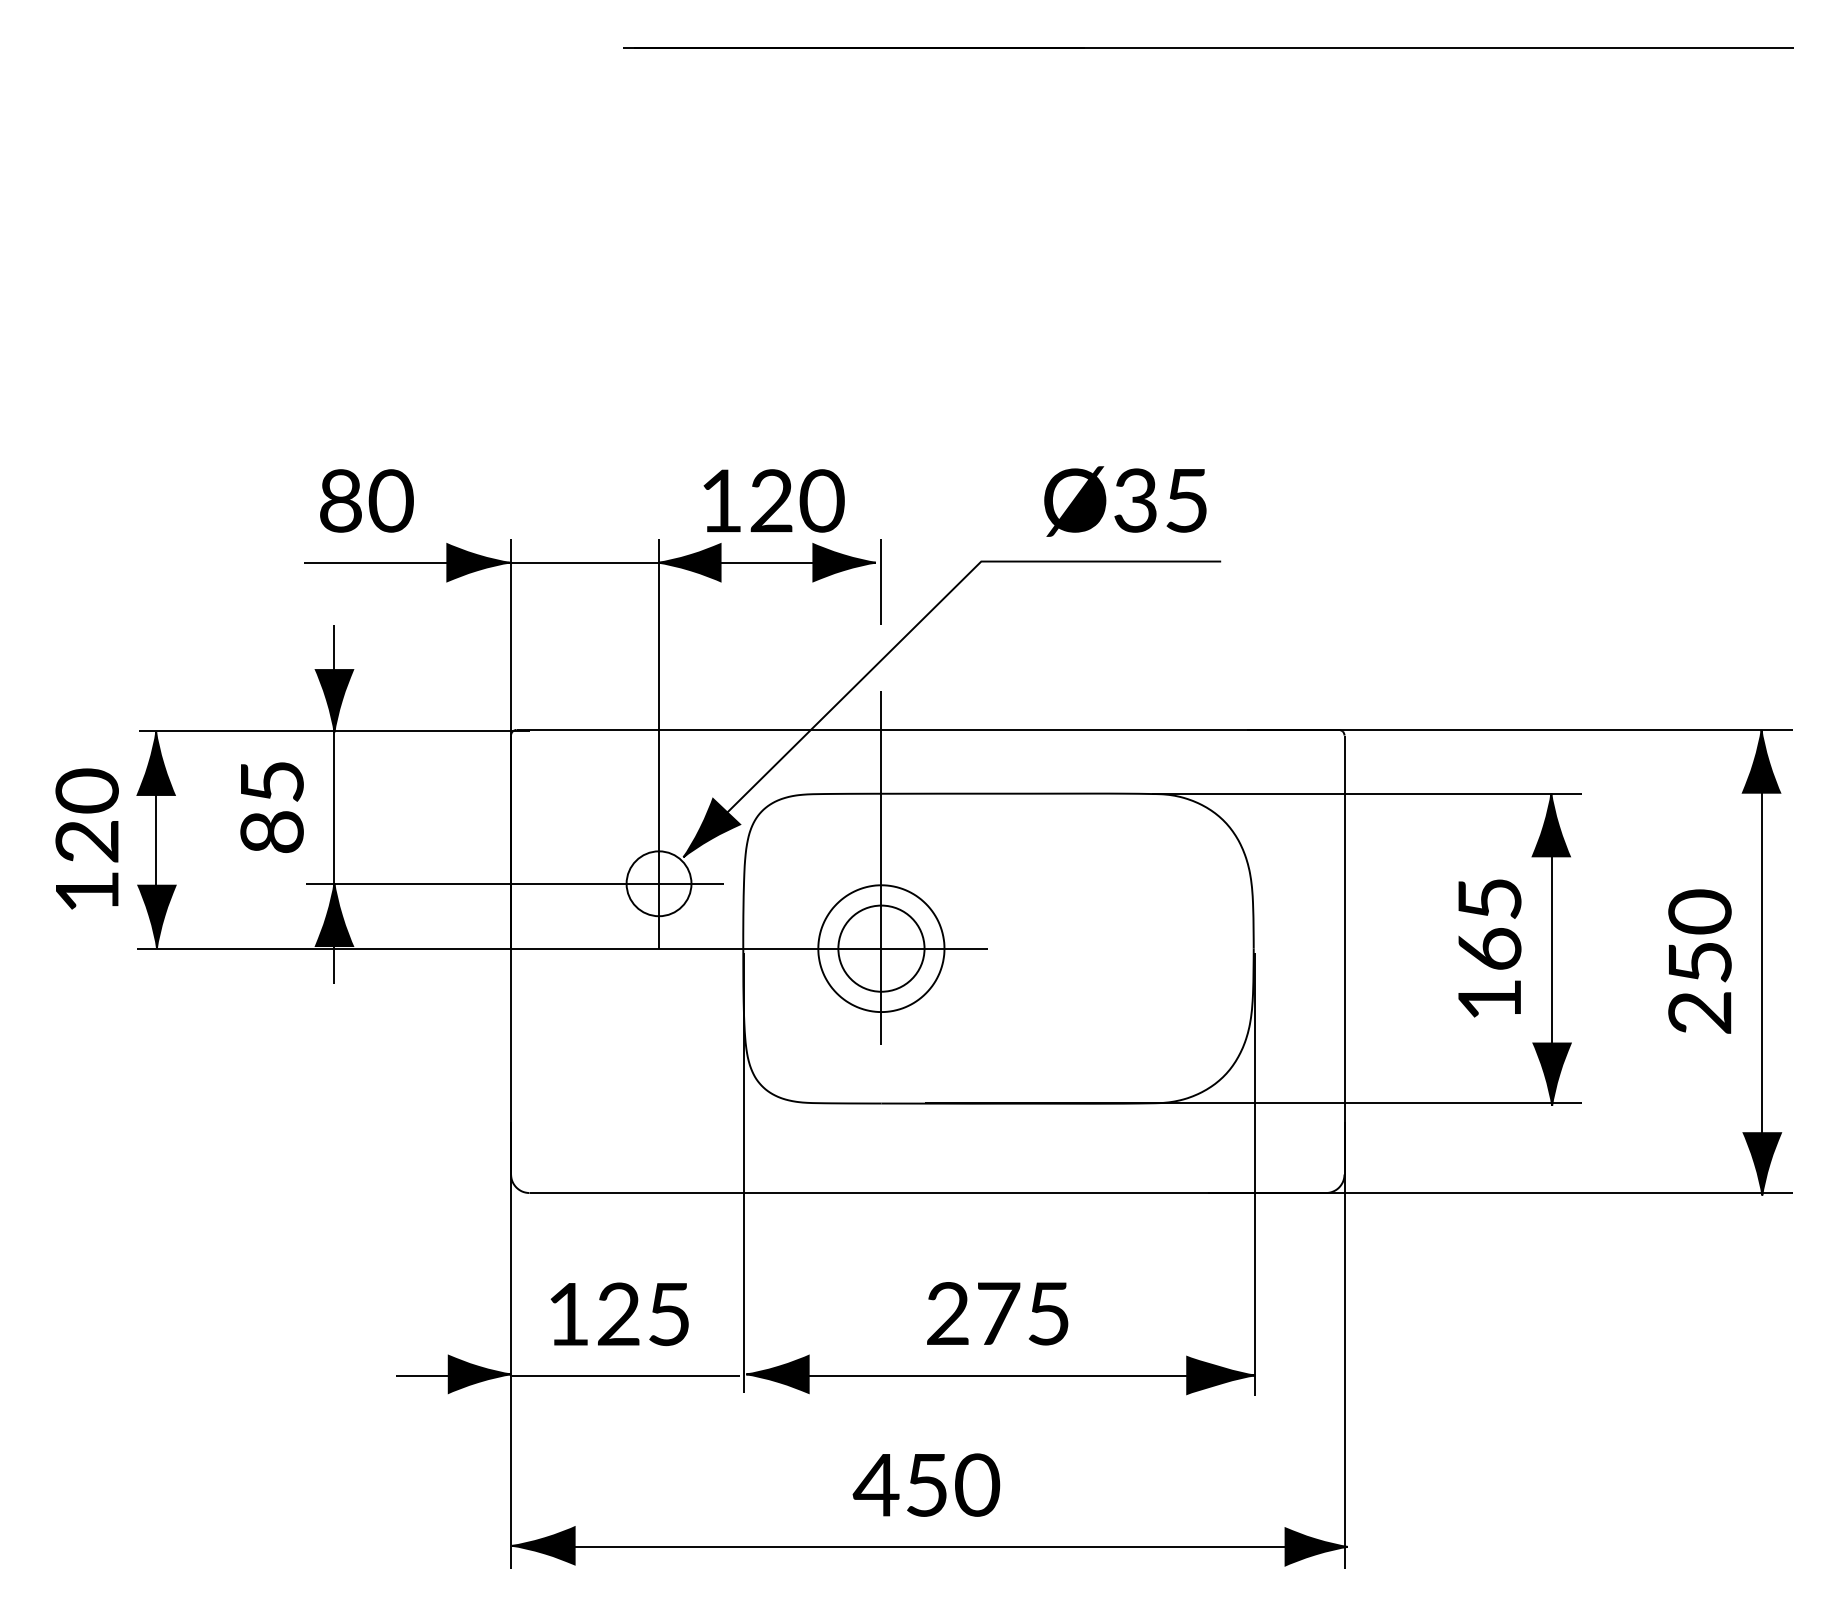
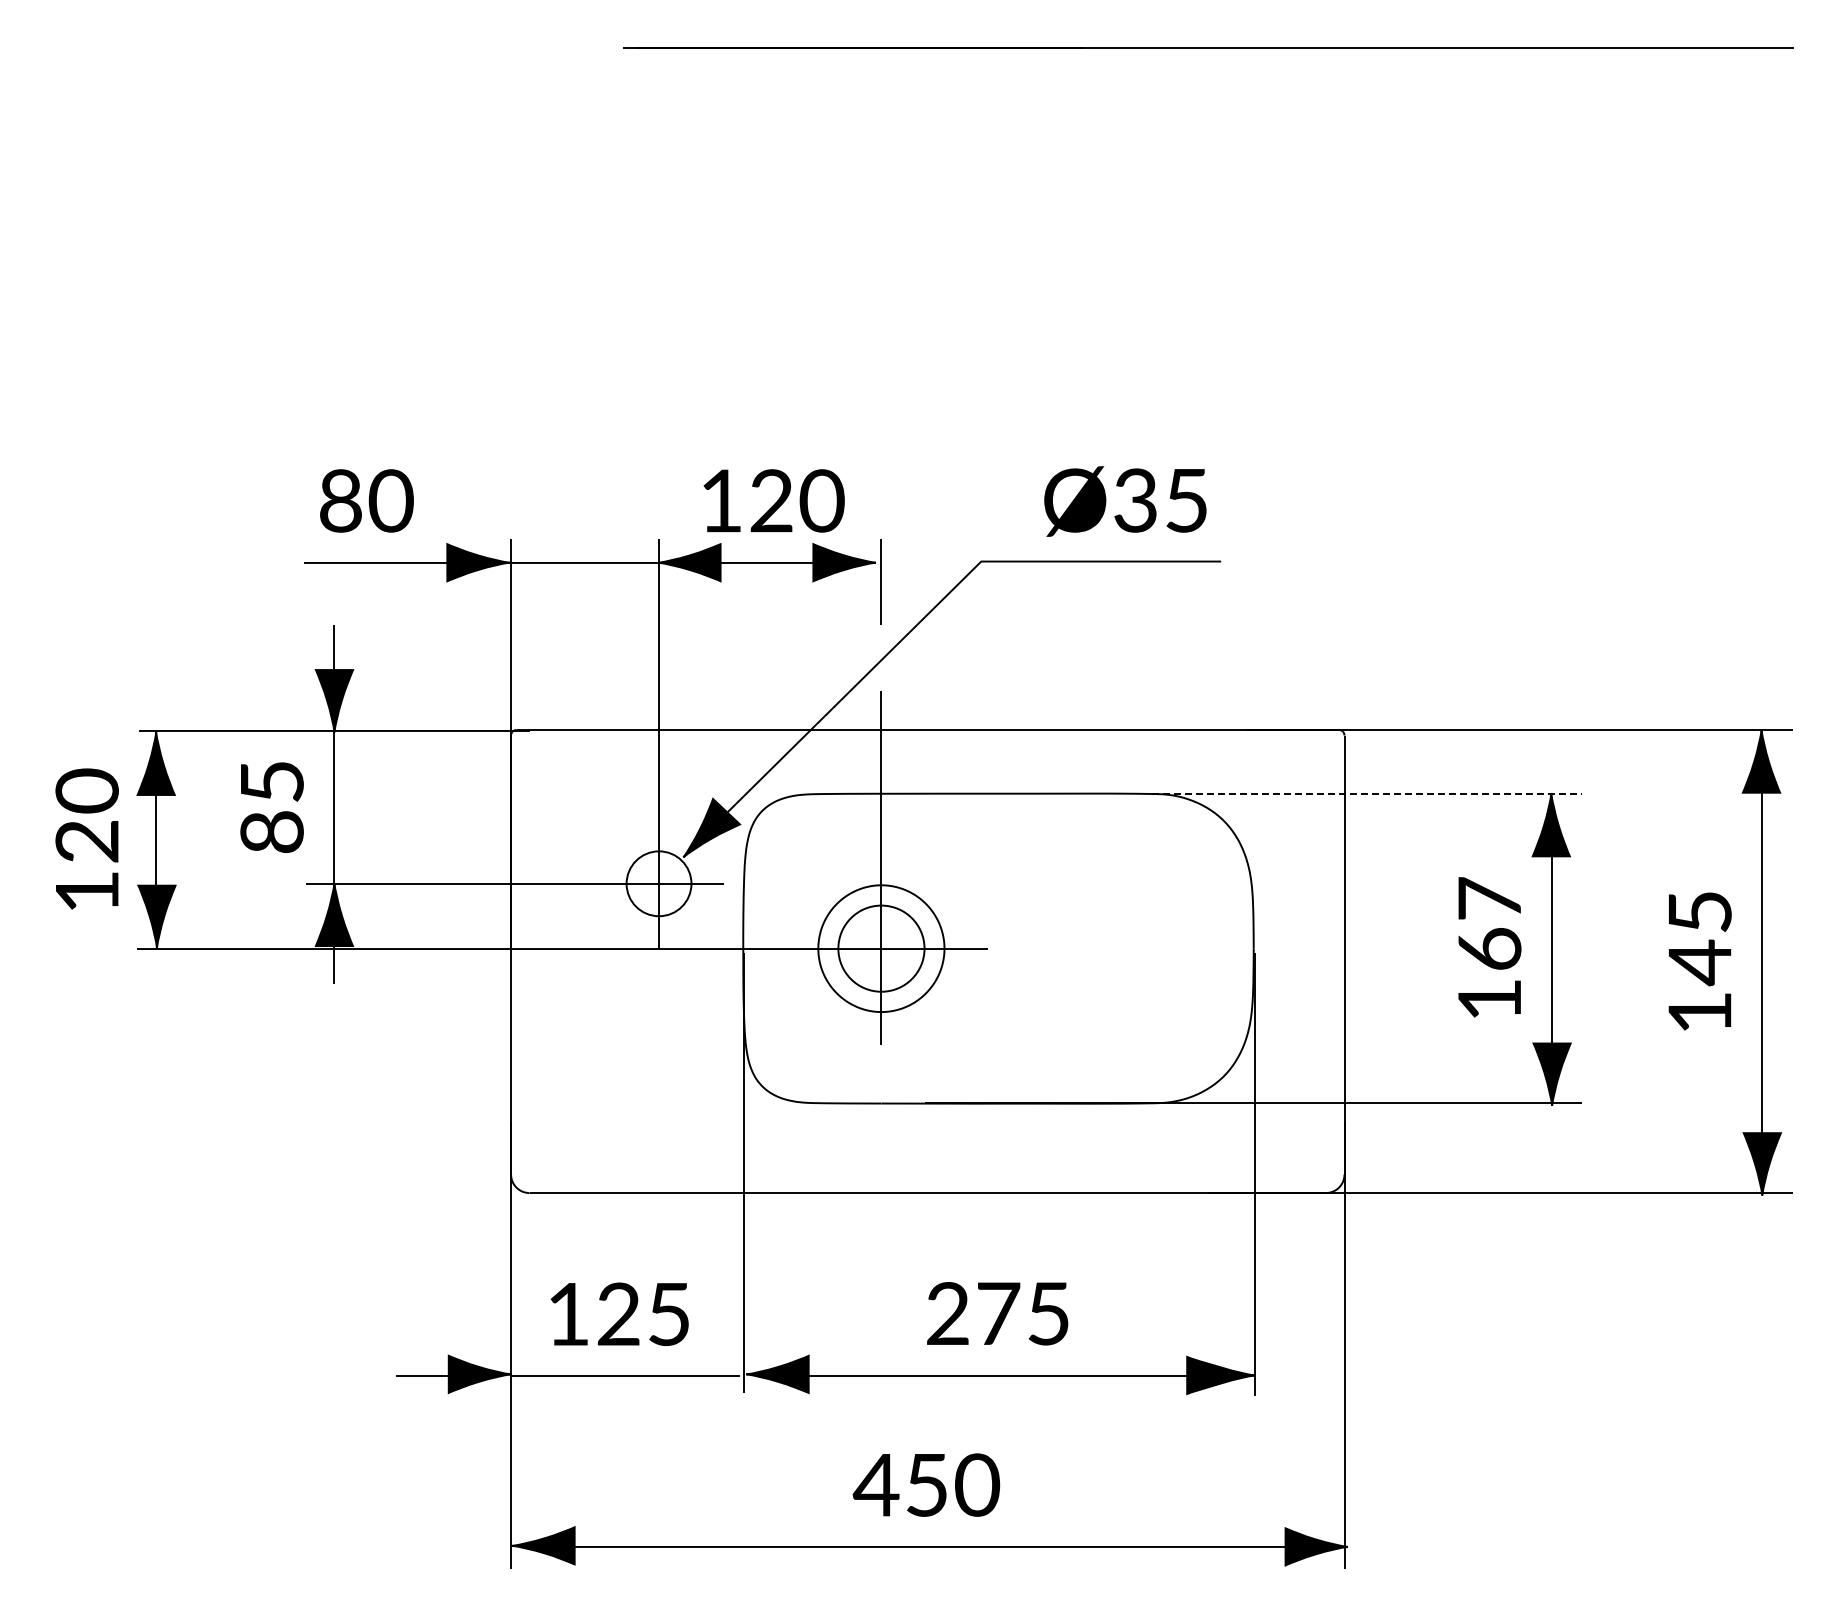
line: solid -> dashed (1367, 793)
text: 165 -> 167 (1489, 898)
text: 250 -> 145 (1699, 961)
